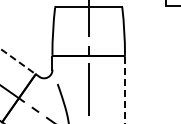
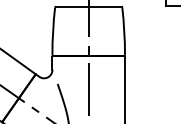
line: dashed -> solid (18, 61)
line: dashed -> solid (124, 90)
